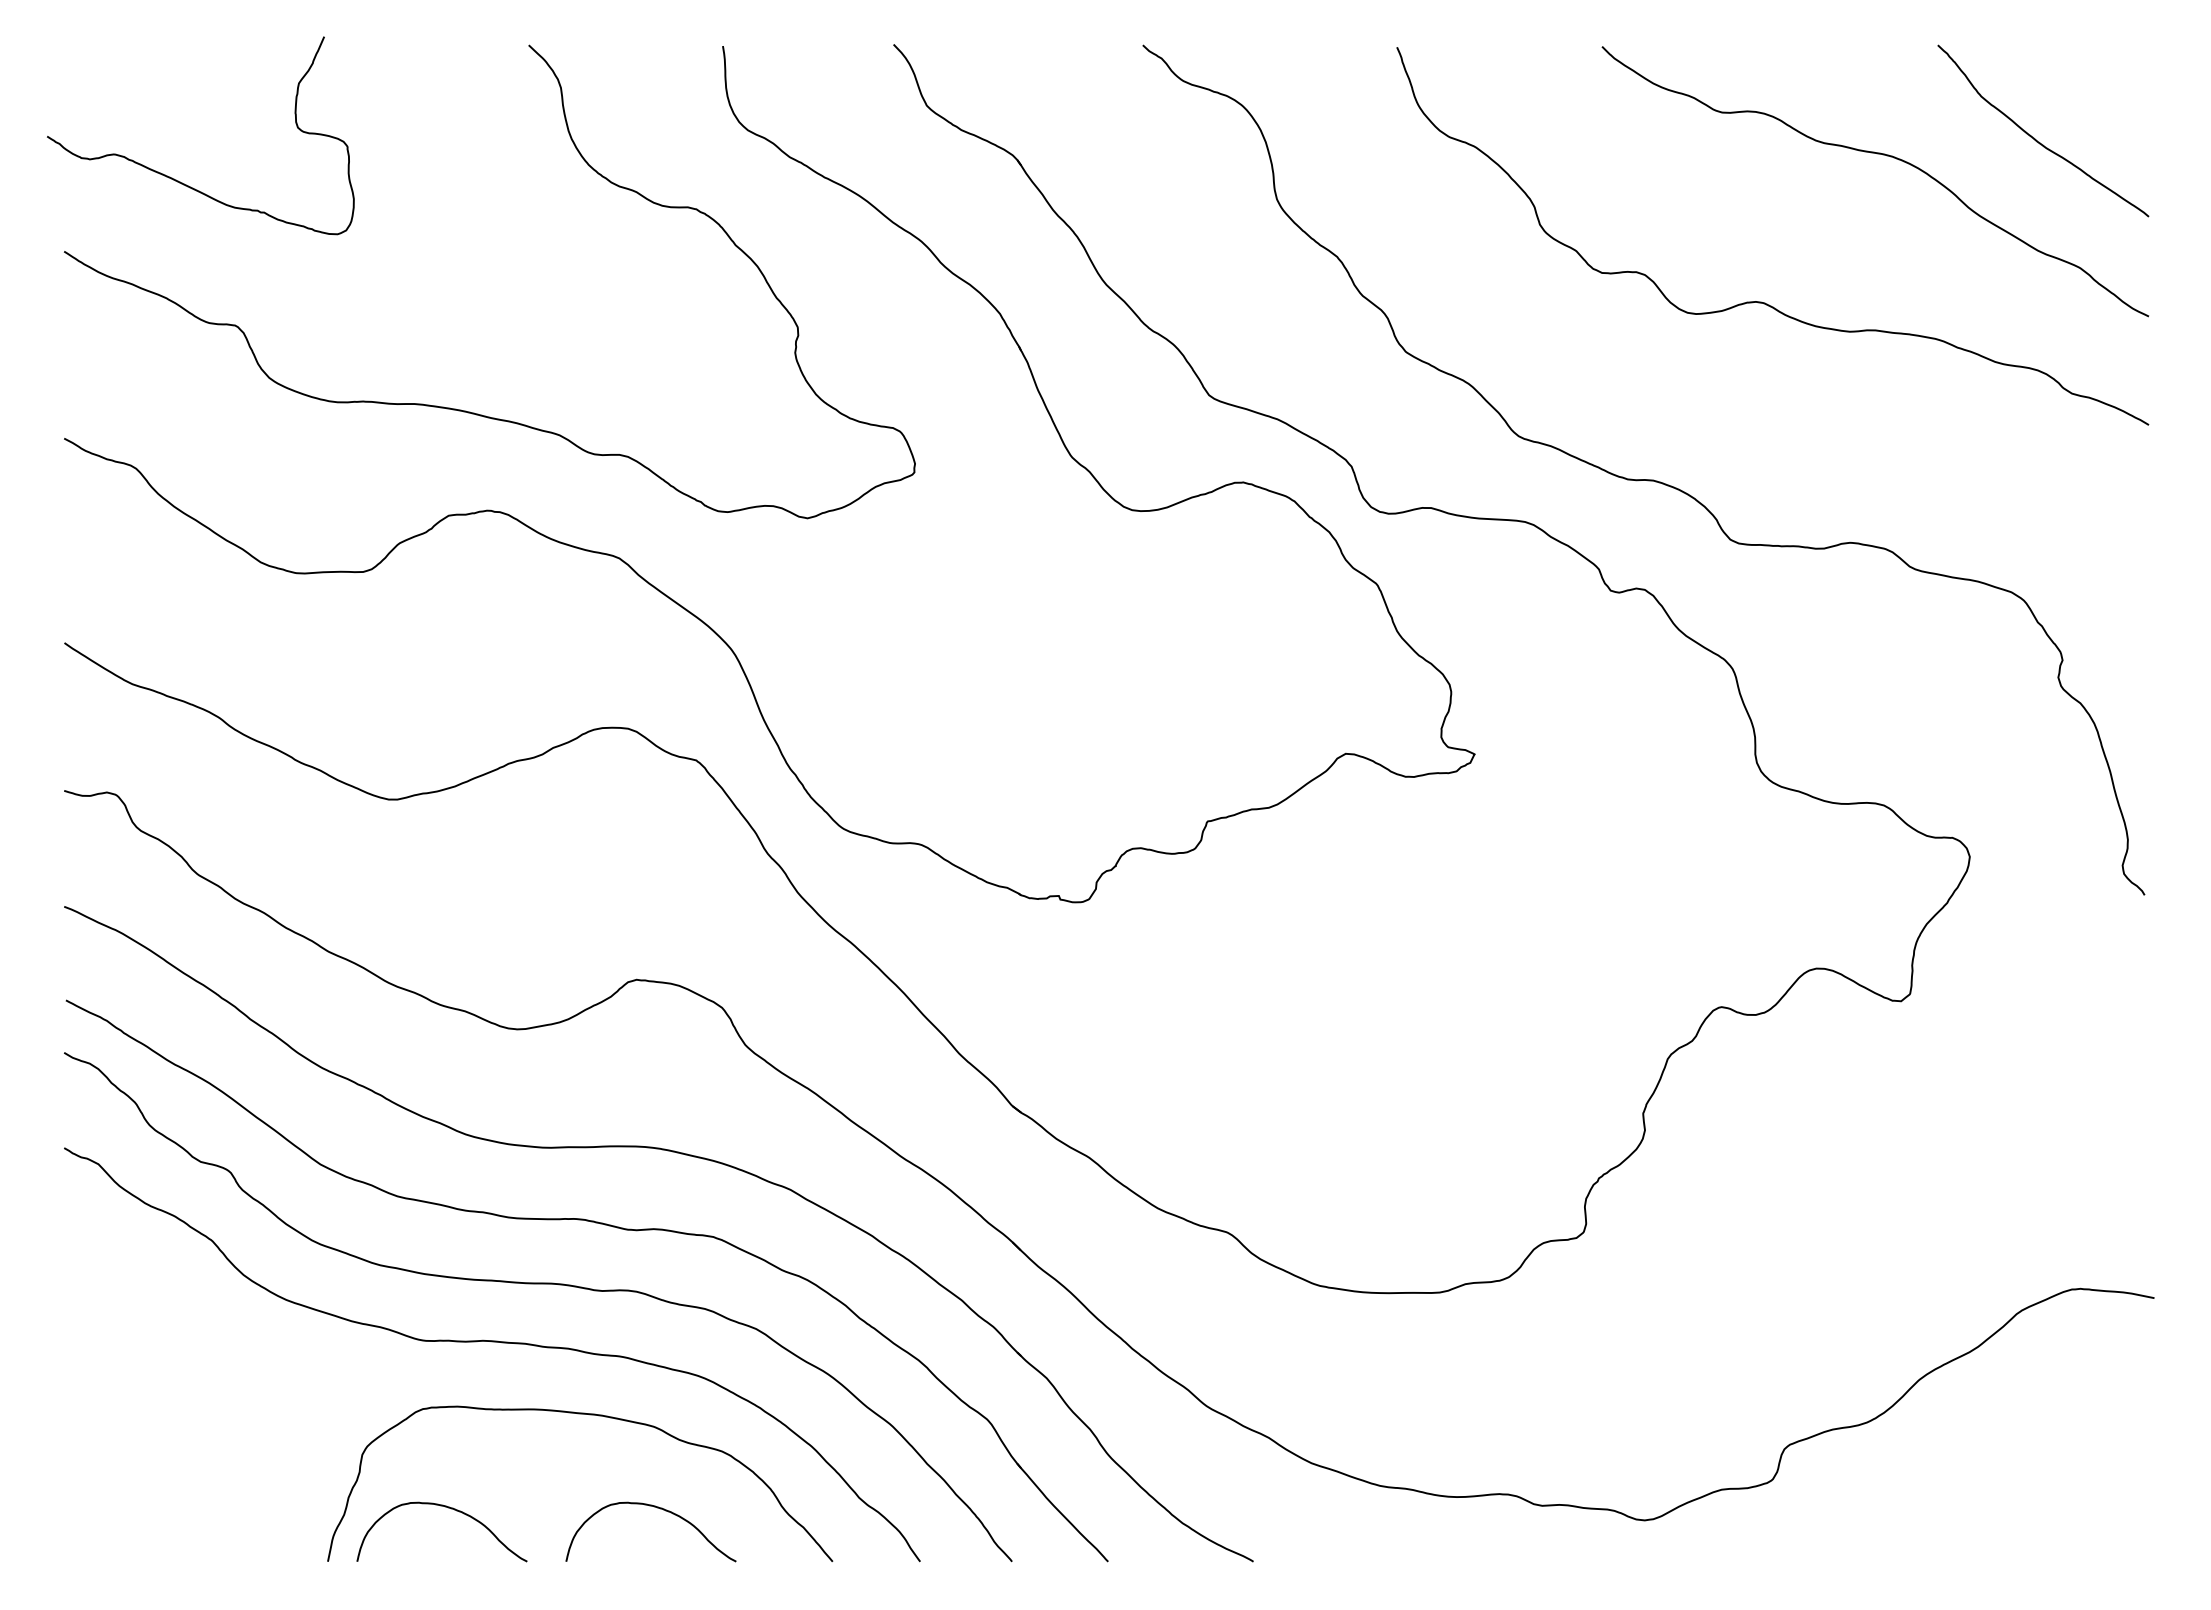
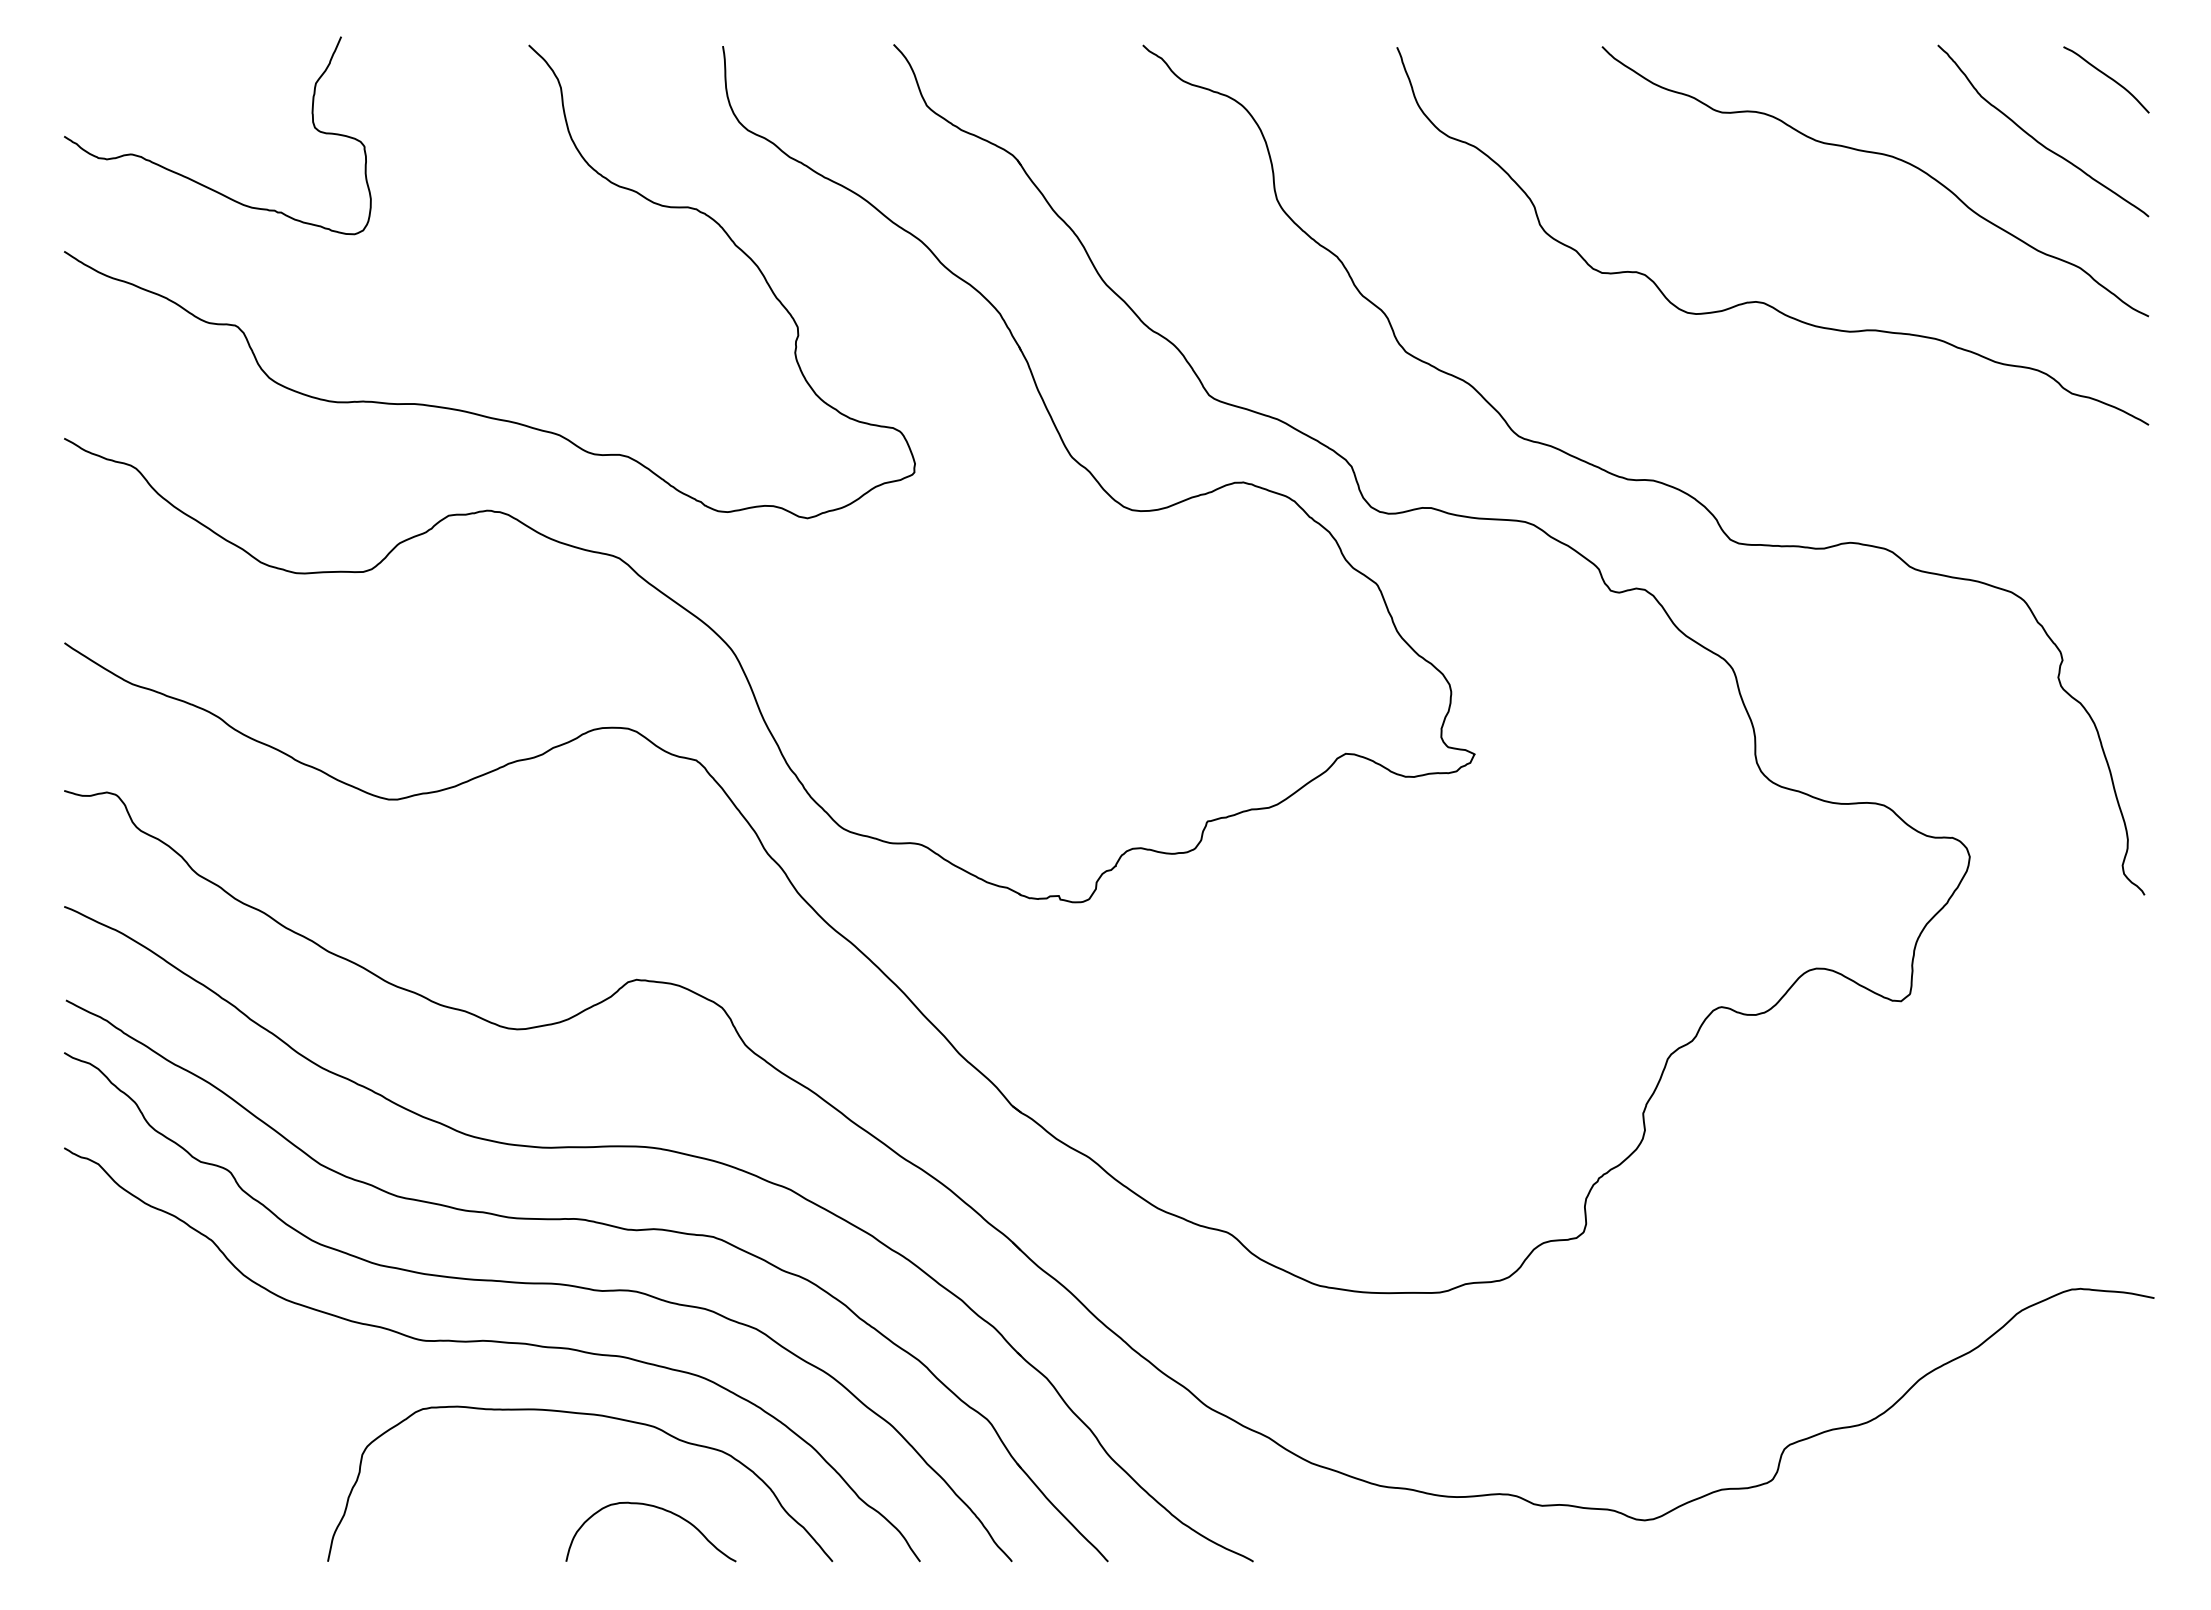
curve: none -> present (2107, 77)
curve position: (178, 180) -> (195, 180) (195, 180)
curve: present -> none (448, 1508)
